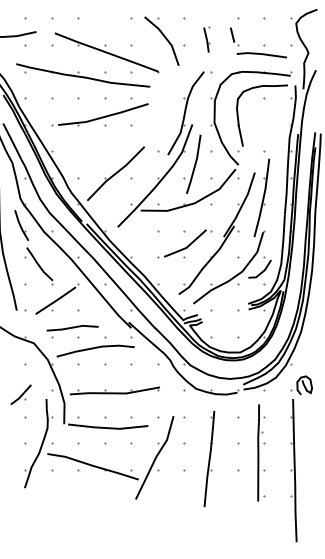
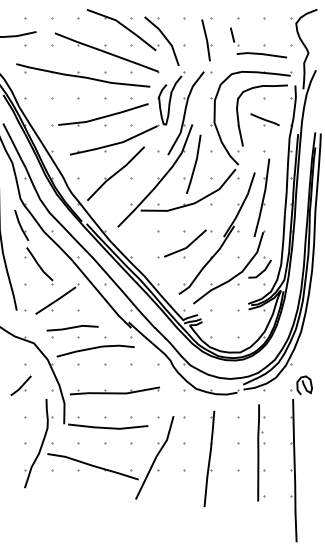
part: none -> present (122, 30)
part size: 8x27 px -> 12x45 px (206, 39)
part: none -> present (264, 119)
part: none -> present (136, 134)
part position: (20, 394) -> (20, 385) (20, 385)
